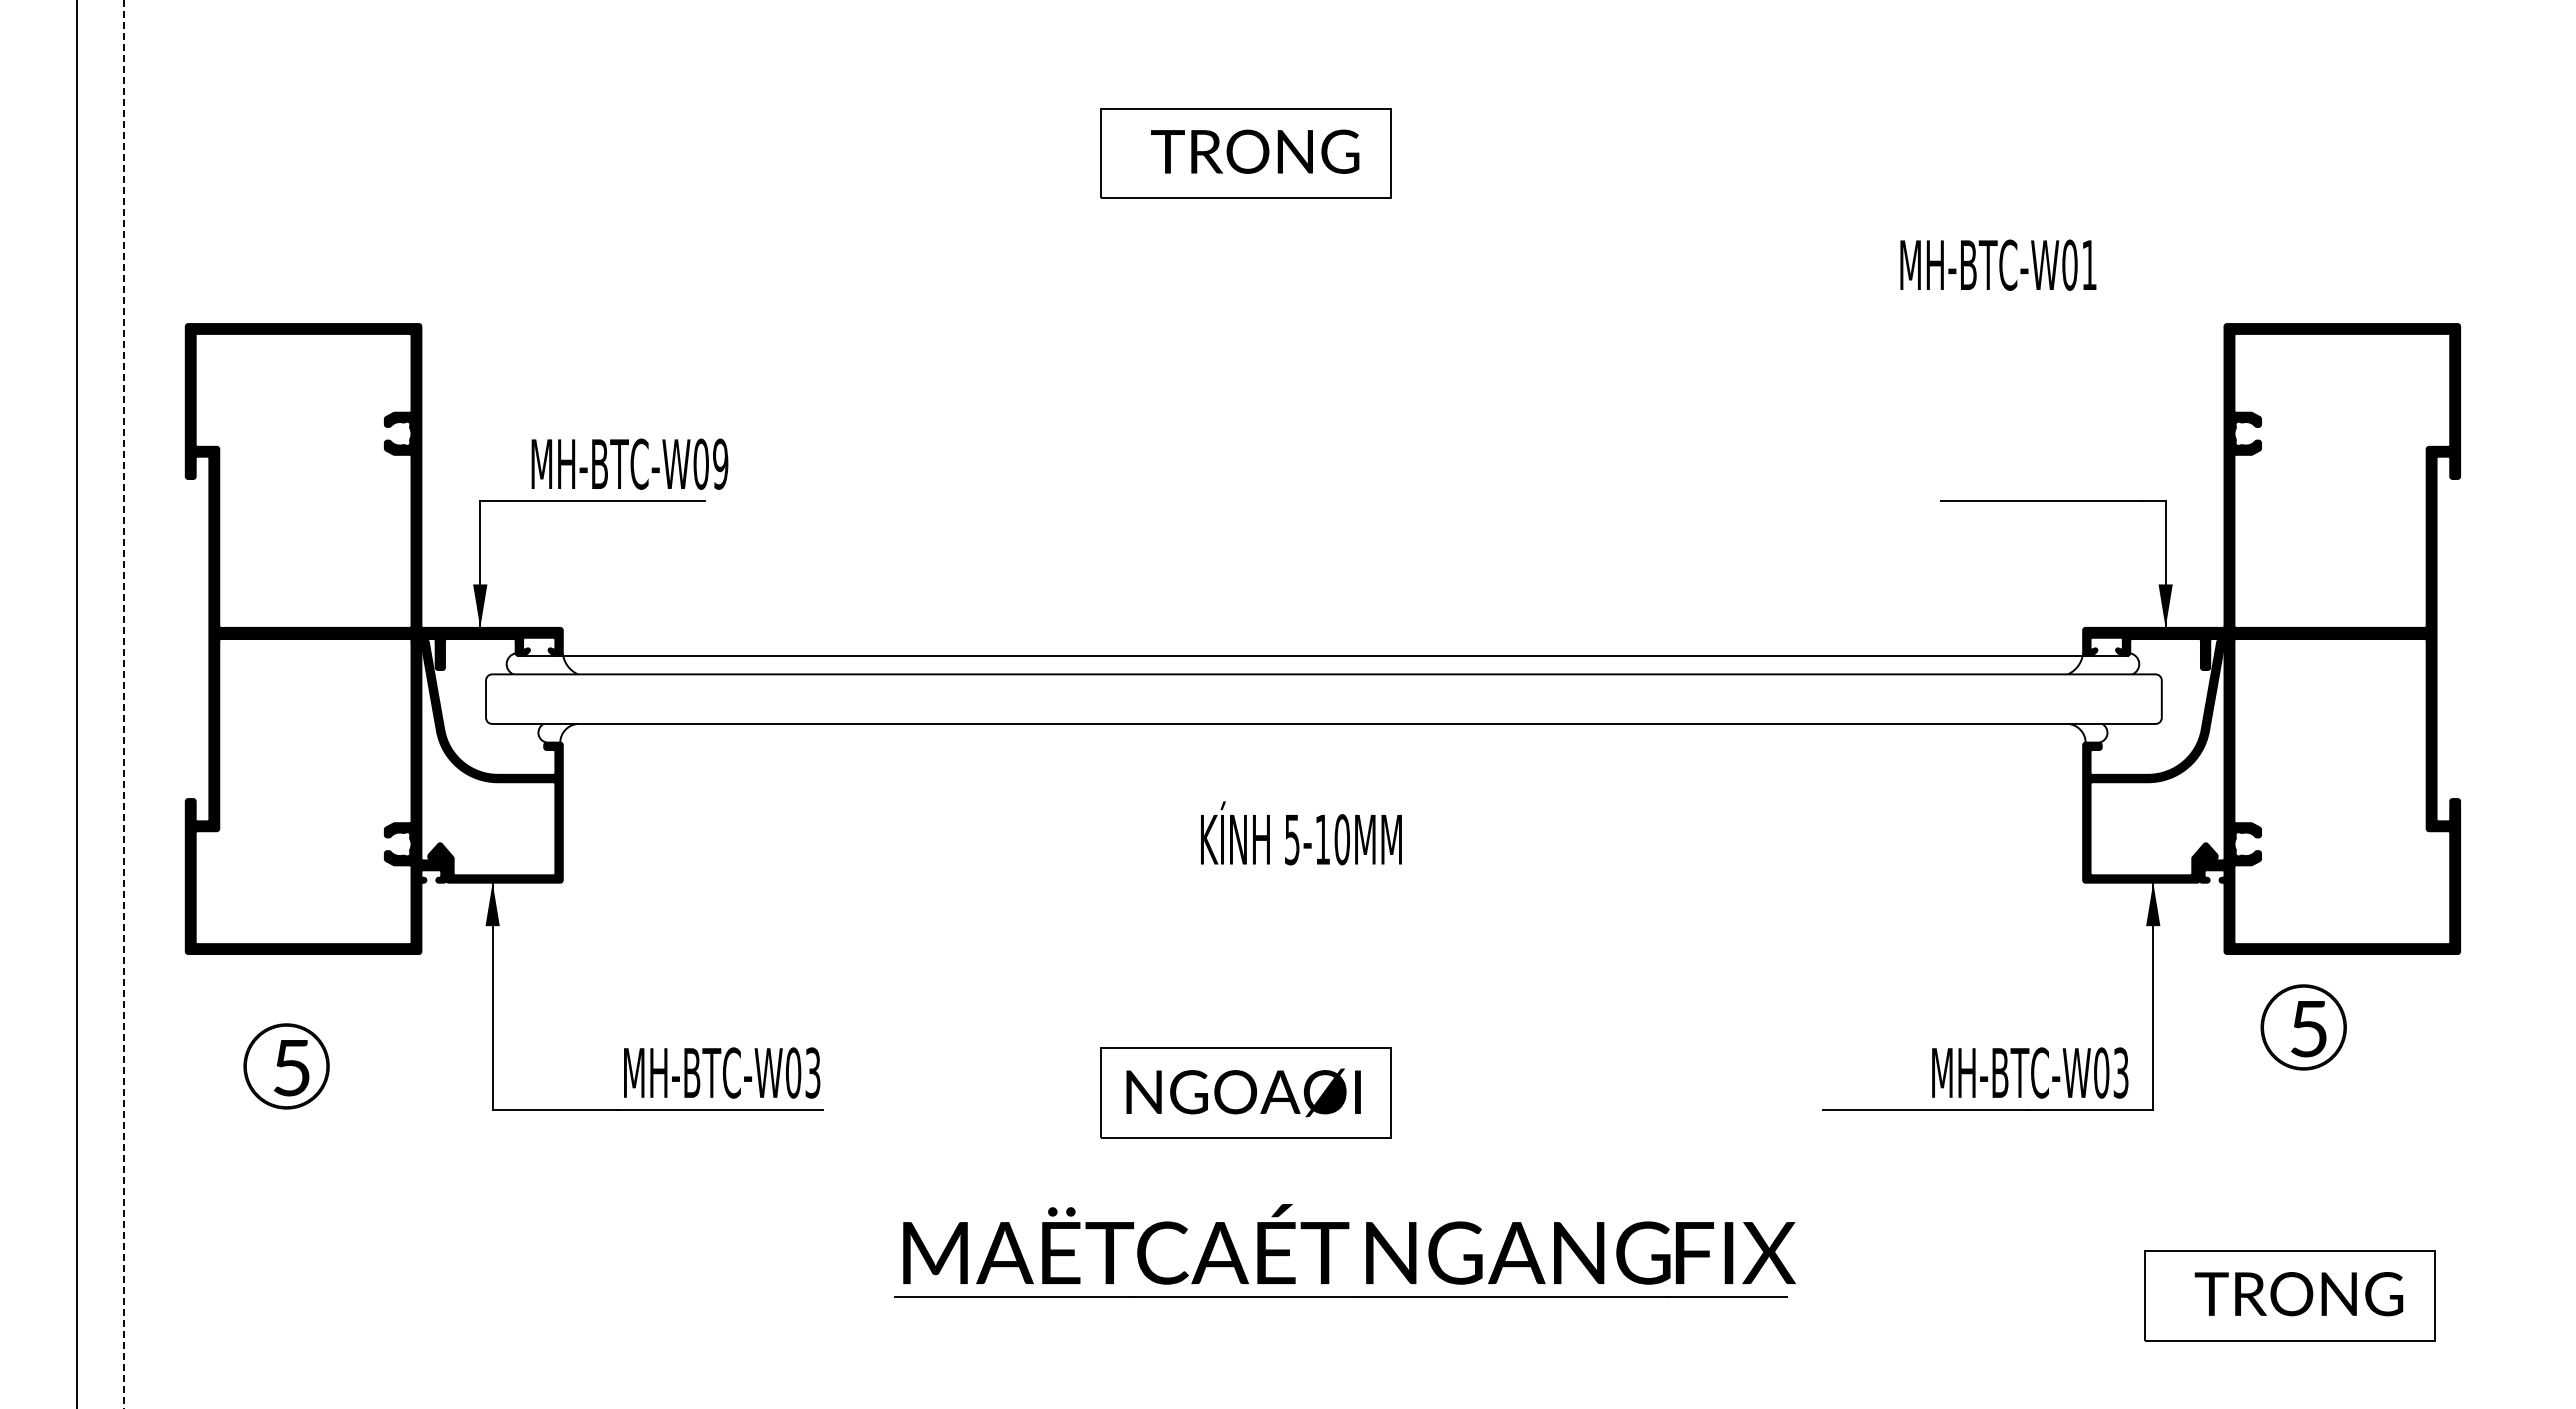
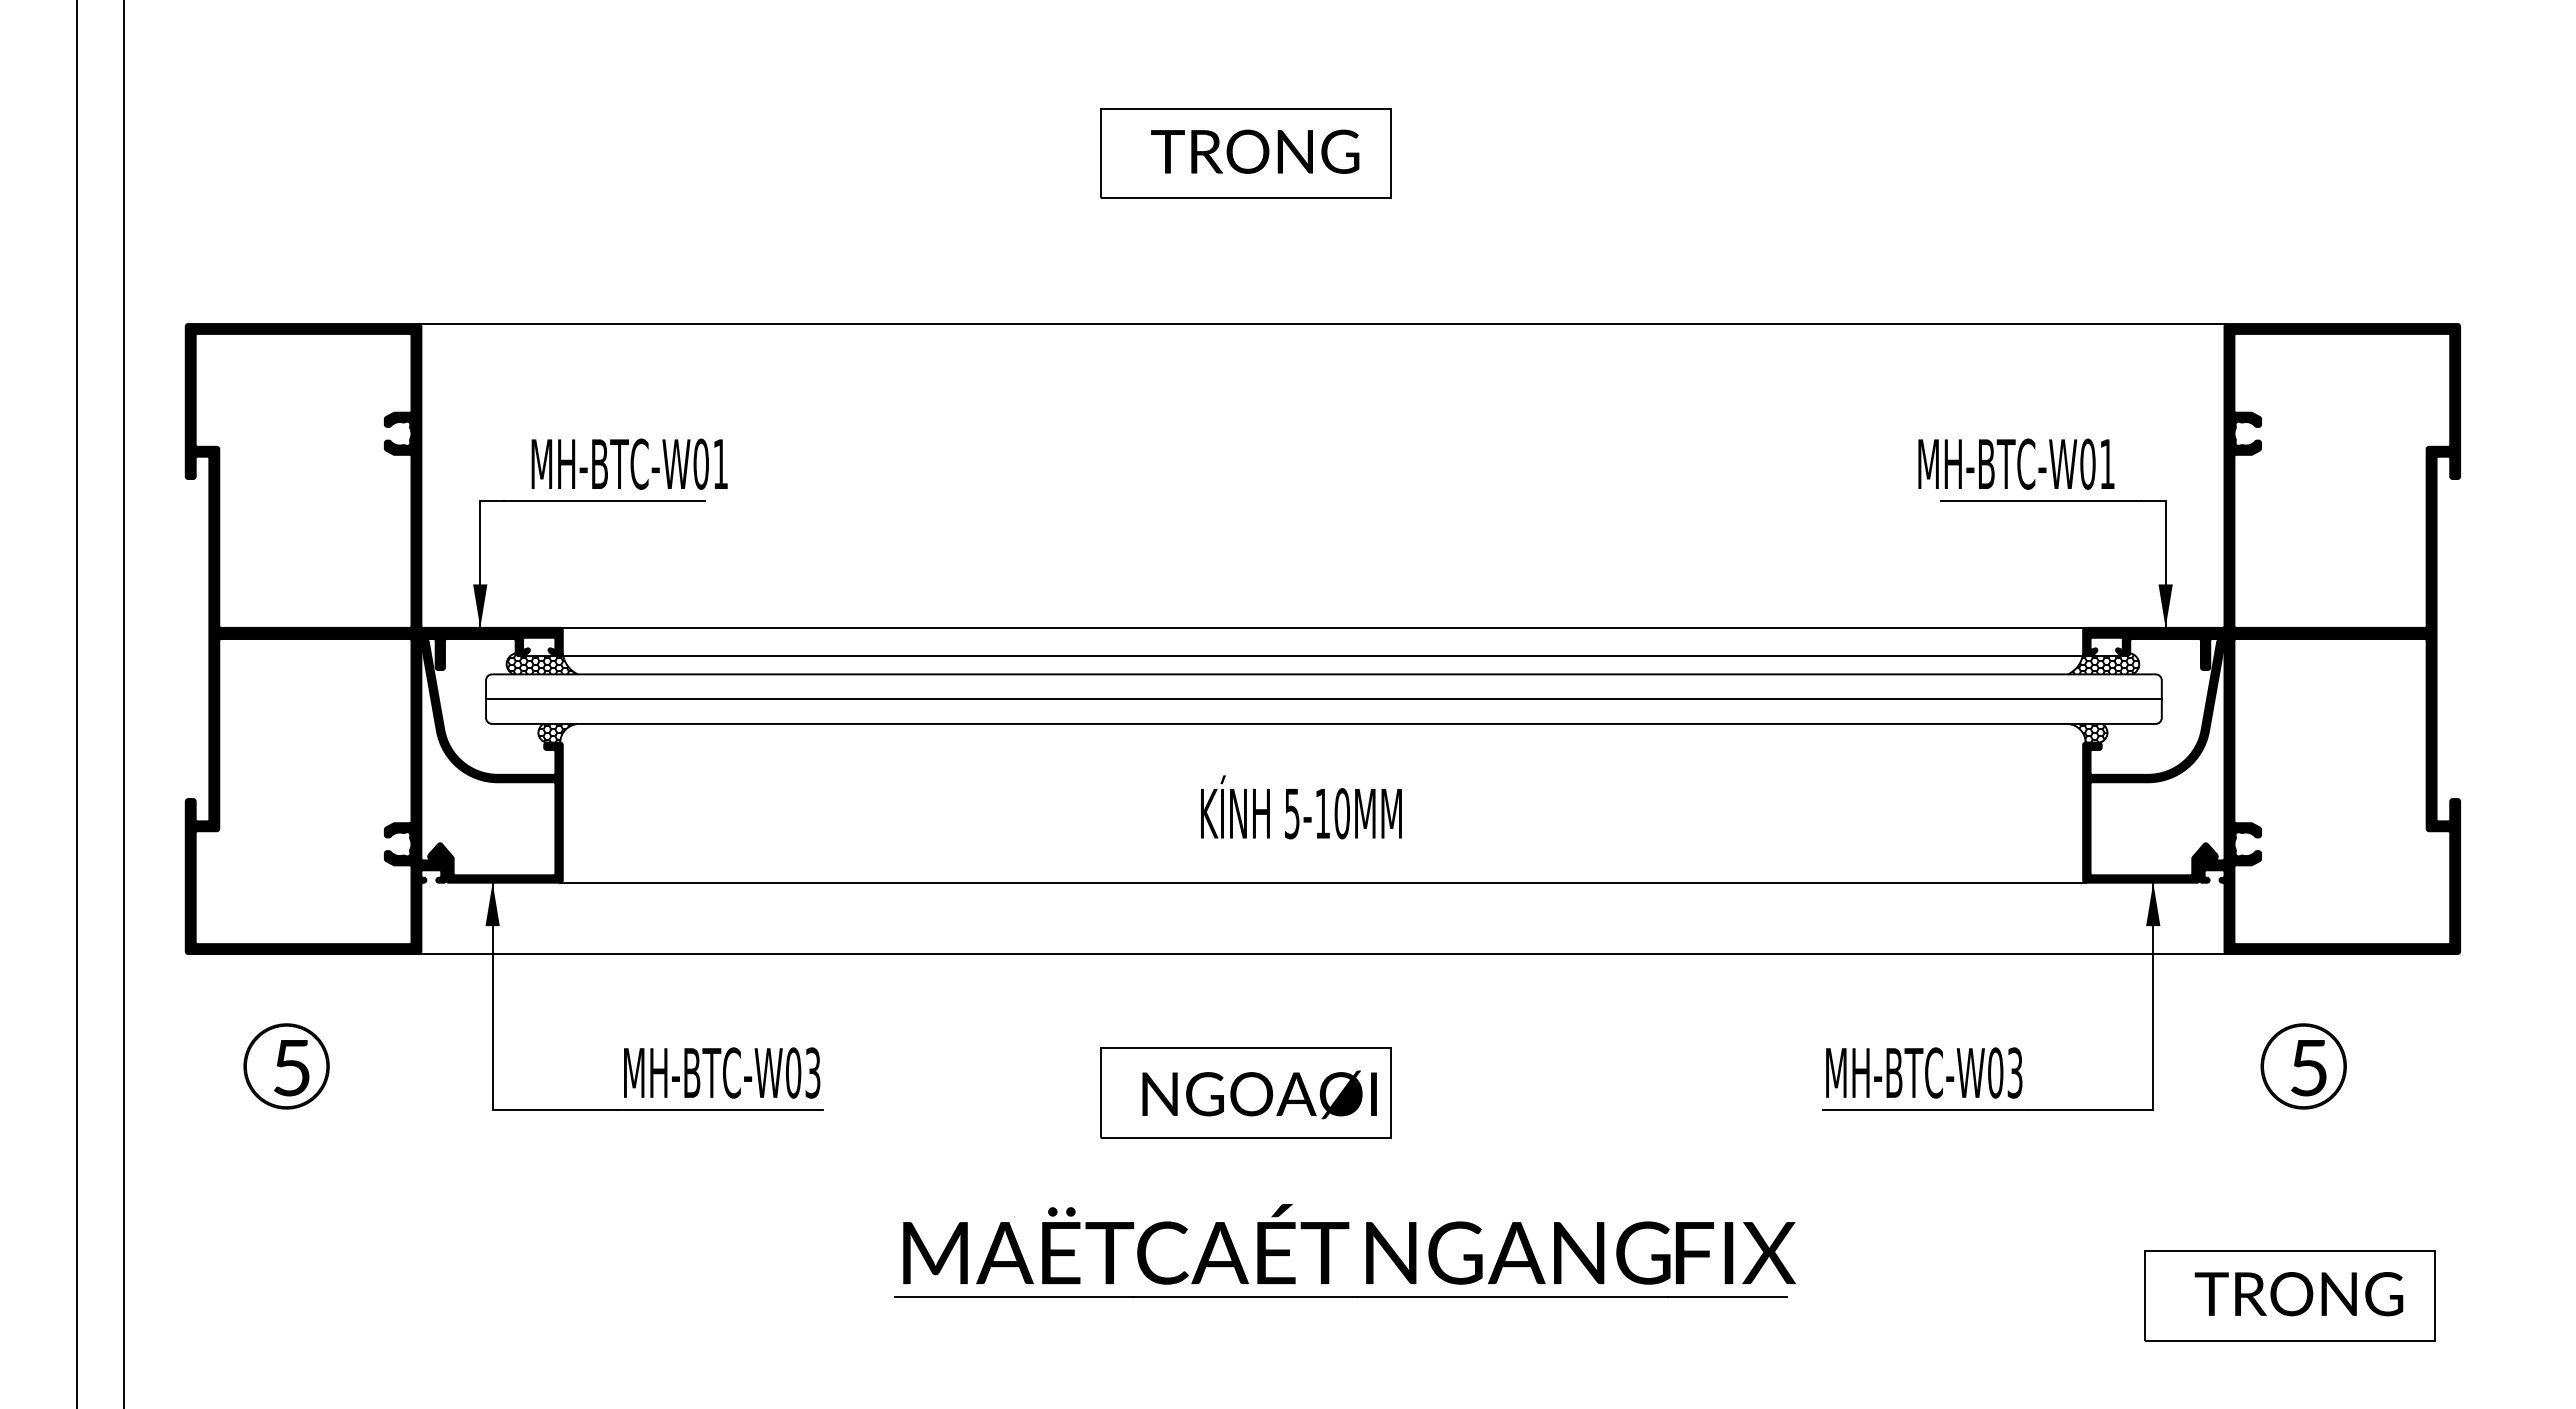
text position: (1998, 264) -> (2016, 463) (2016, 463)
line: none -> present (1322, 324)
text: MH-BTC-W09 -> MH-BTC-W01 (720, 463)
line: none -> present (1322, 627)
hatch: none -> present (540, 663)
hatch: none -> present (2105, 664)
line: none -> present (1323, 699)
line: dashed -> solid (123, 704)
hatch: none -> present (556, 732)
hatch: none -> present (2090, 732)
text position: (1301, 833) -> (1301, 807) (1301, 807)
line: none -> present (1322, 882)
line: none -> present (1322, 954)
part position: (2303, 1027) -> (2303, 1066) (2303, 1066)
text position: (2030, 1072) -> (1924, 1072) (1924, 1072)
text position: (1243, 1092) -> (1259, 1094) (1259, 1094)
